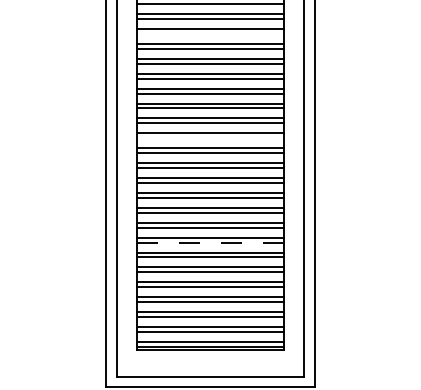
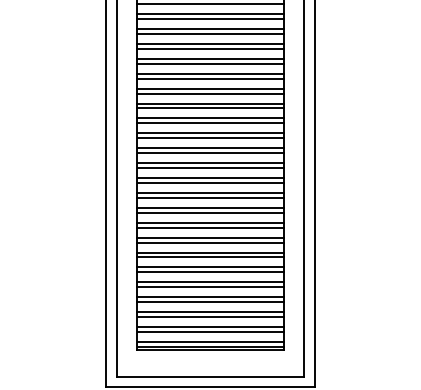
line: none -> present (210, 33)
line: none -> present (210, 138)
line: dashed -> solid (210, 242)
